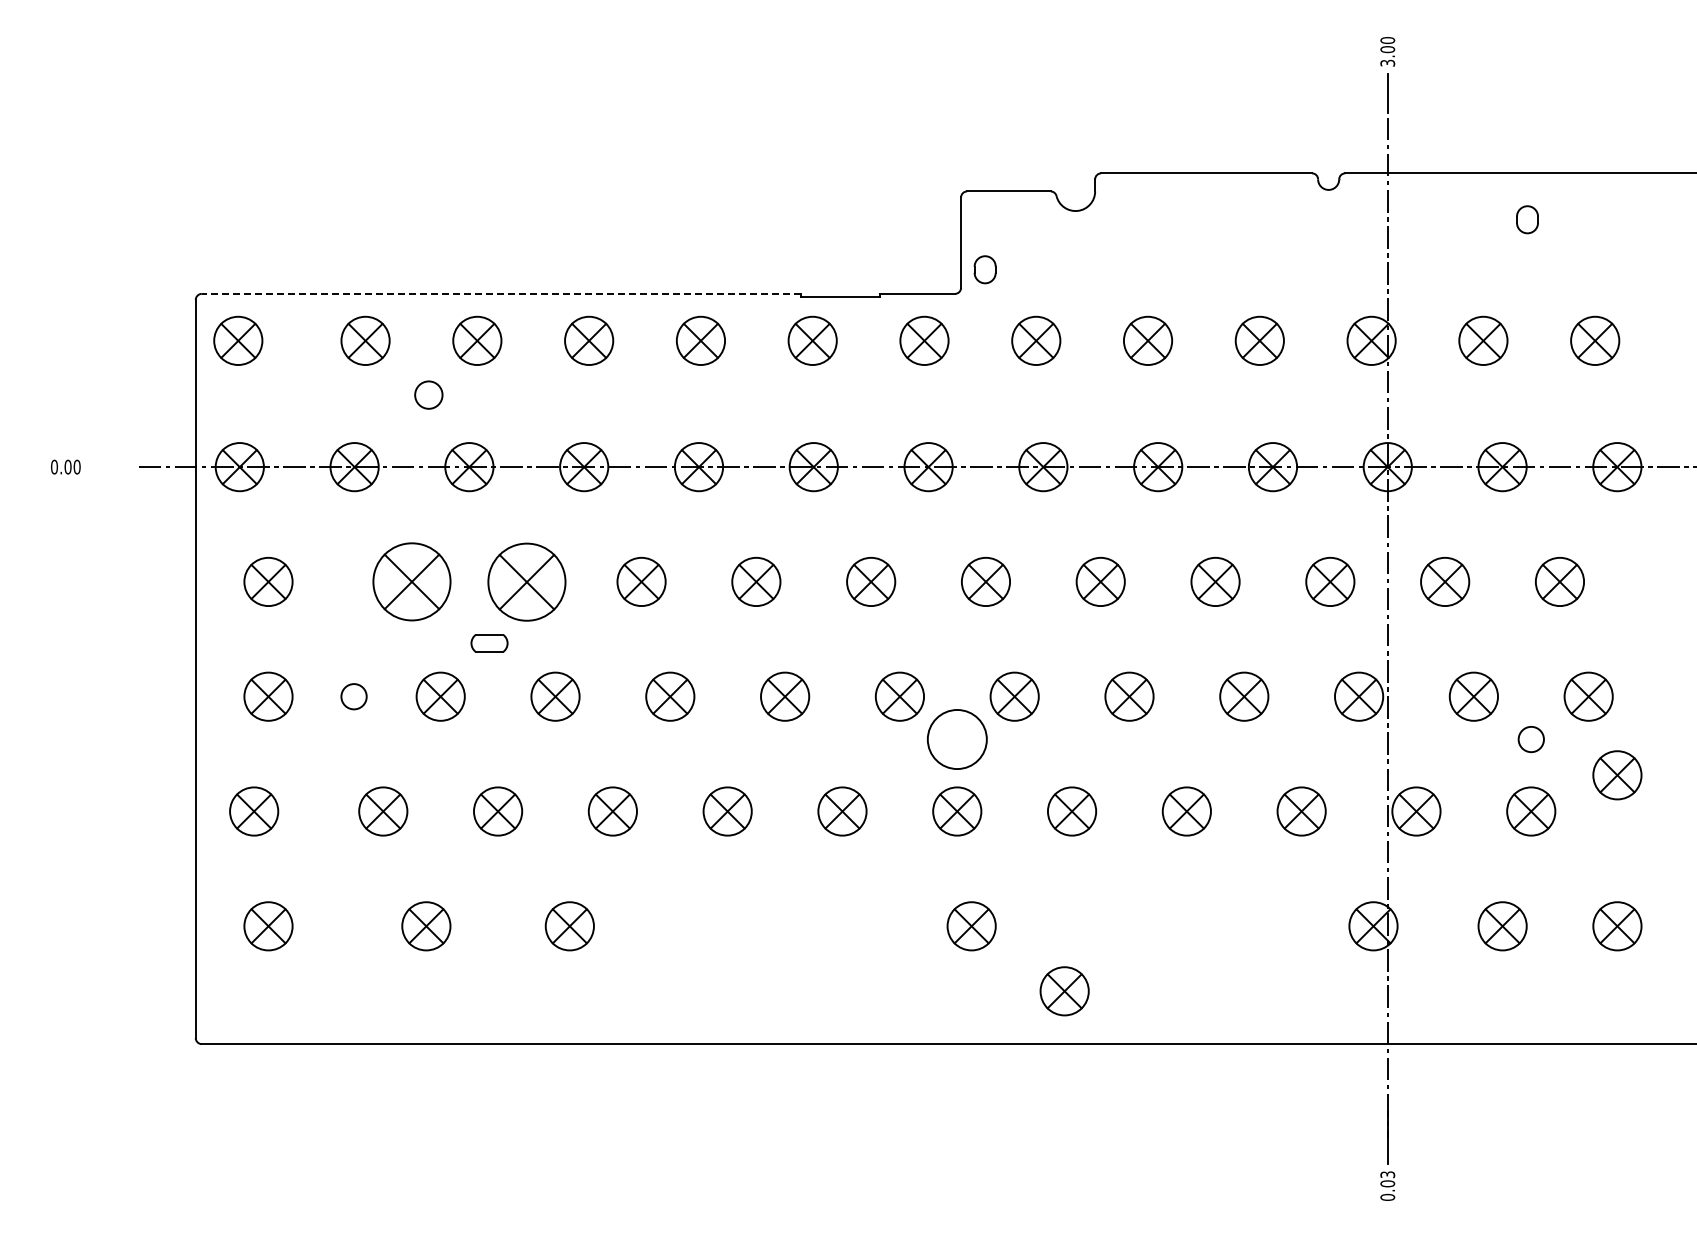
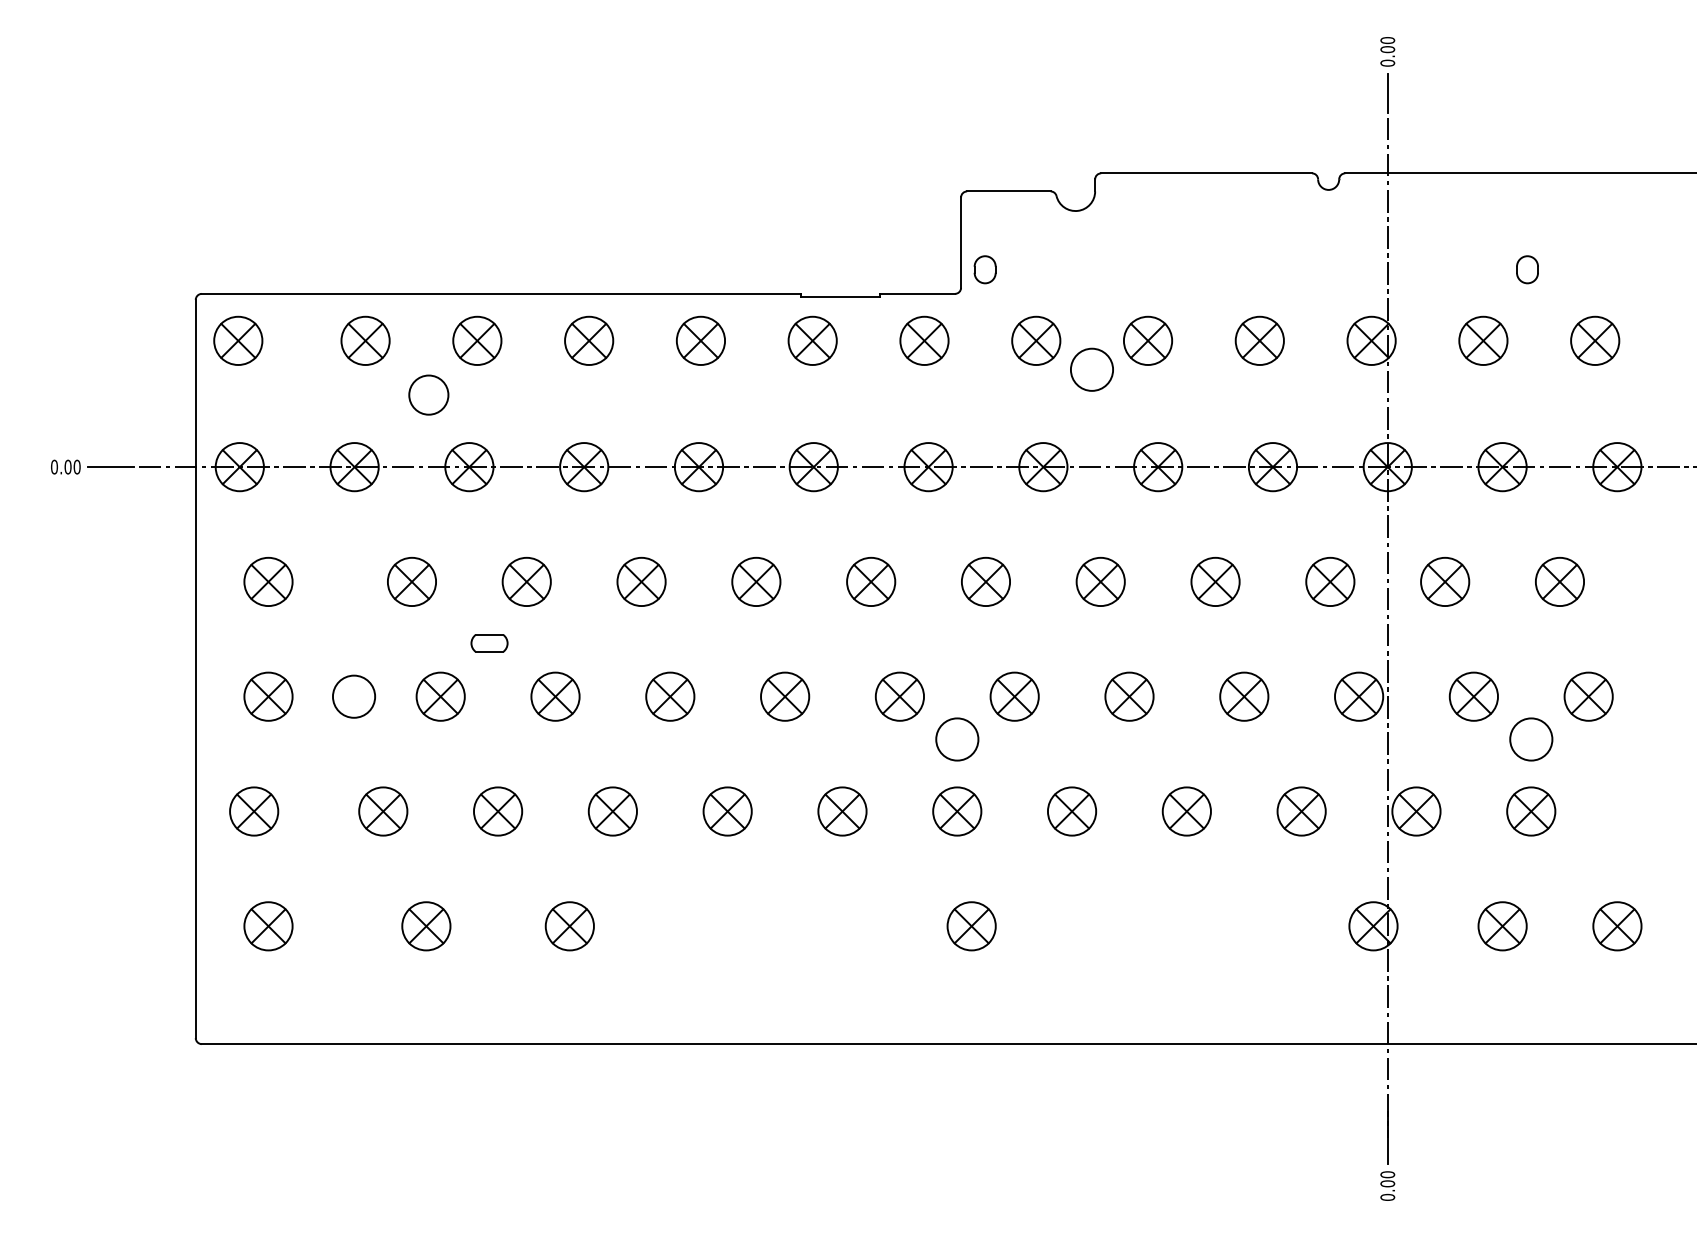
text: 3.00 -> 0.00 (1387, 62)
part position: (1527, 219) -> (1527, 269) (1527, 269)
line: dashed -> solid (501, 293)
circle: none -> present (1091, 369)
circle diameter: 27 px -> 39 px (428, 394)
line: none -> present (111, 467)
part size: 80x80 px -> 50x50 px (411, 581)
part size: 80x80 px -> 51x51 px (526, 581)
circle diameter: 25 px -> 42 px (353, 696)
circle diameter: 59 px -> 42 px (957, 739)
circle diameter: 25 px -> 42 px (1531, 739)
part: present -> none (1617, 775)
part: present -> none (1064, 991)
text: 0.03 -> 0.00 (1387, 1174)
